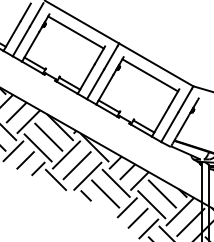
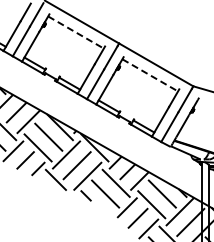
line: solid -> dashed (76, 32)
line: solid -> dashed (150, 75)
